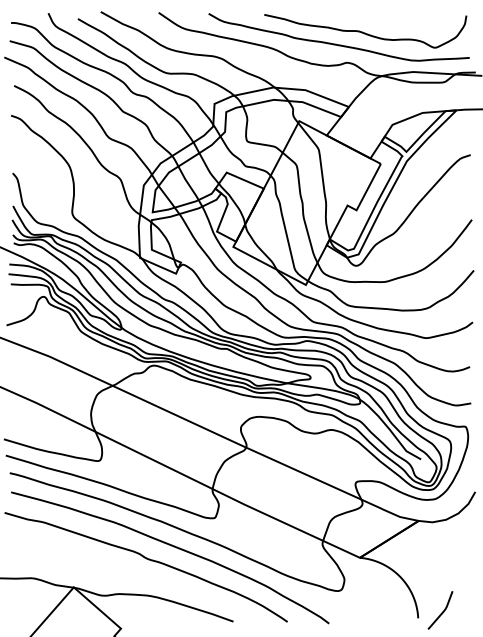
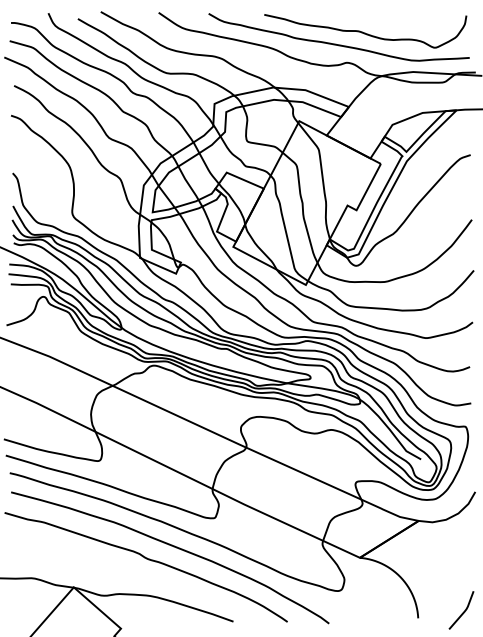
line position: (442, 611) -> (463, 611) (463, 611)
